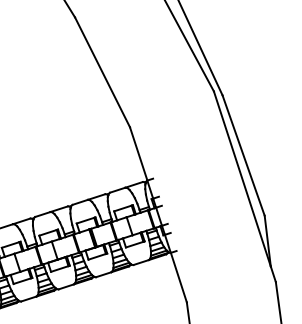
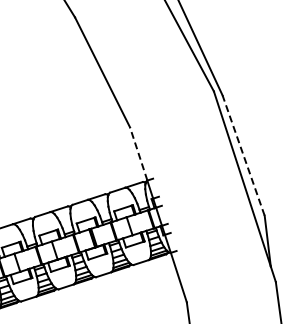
line: solid -> dashed (138, 153)
line: solid -> dashed (243, 155)
